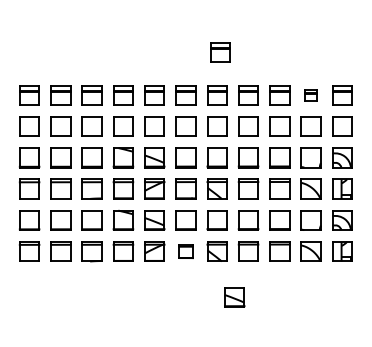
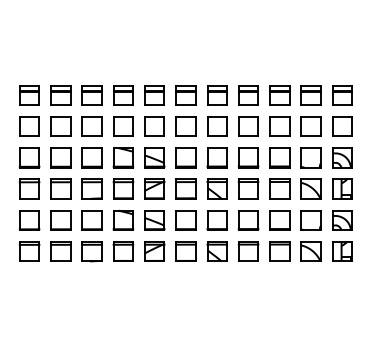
part: present -> none (220, 52)
part size: 14x13 px -> 22x21 px (310, 95)
part size: 16x15 px -> 22x21 px (185, 251)
part: present -> none (234, 297)
